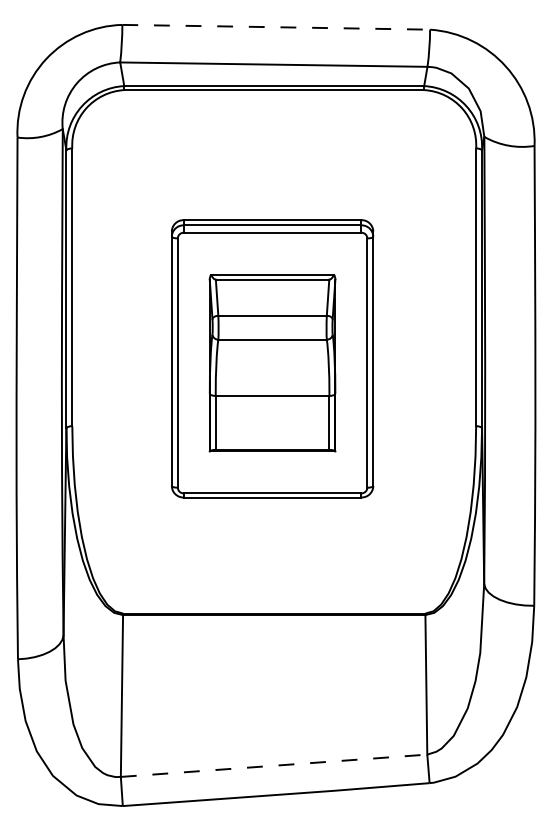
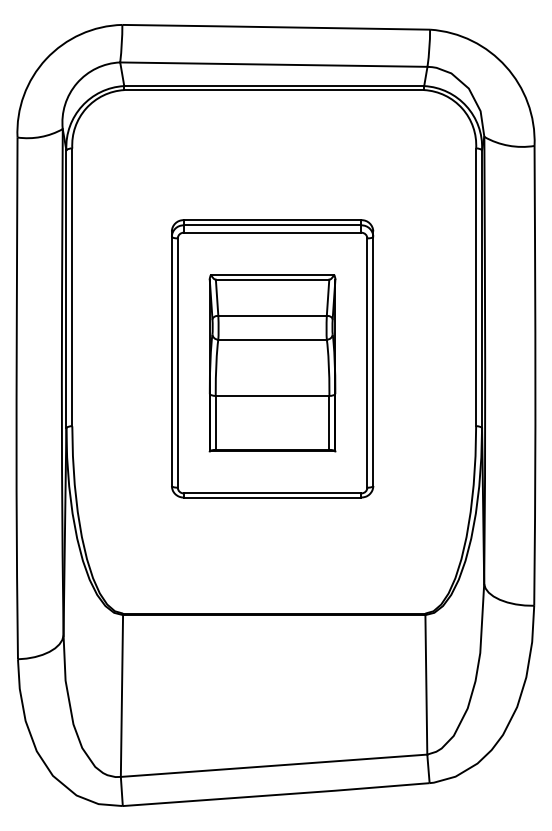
line: dashed -> solid (276, 27)
line: dashed -> solid (274, 765)
